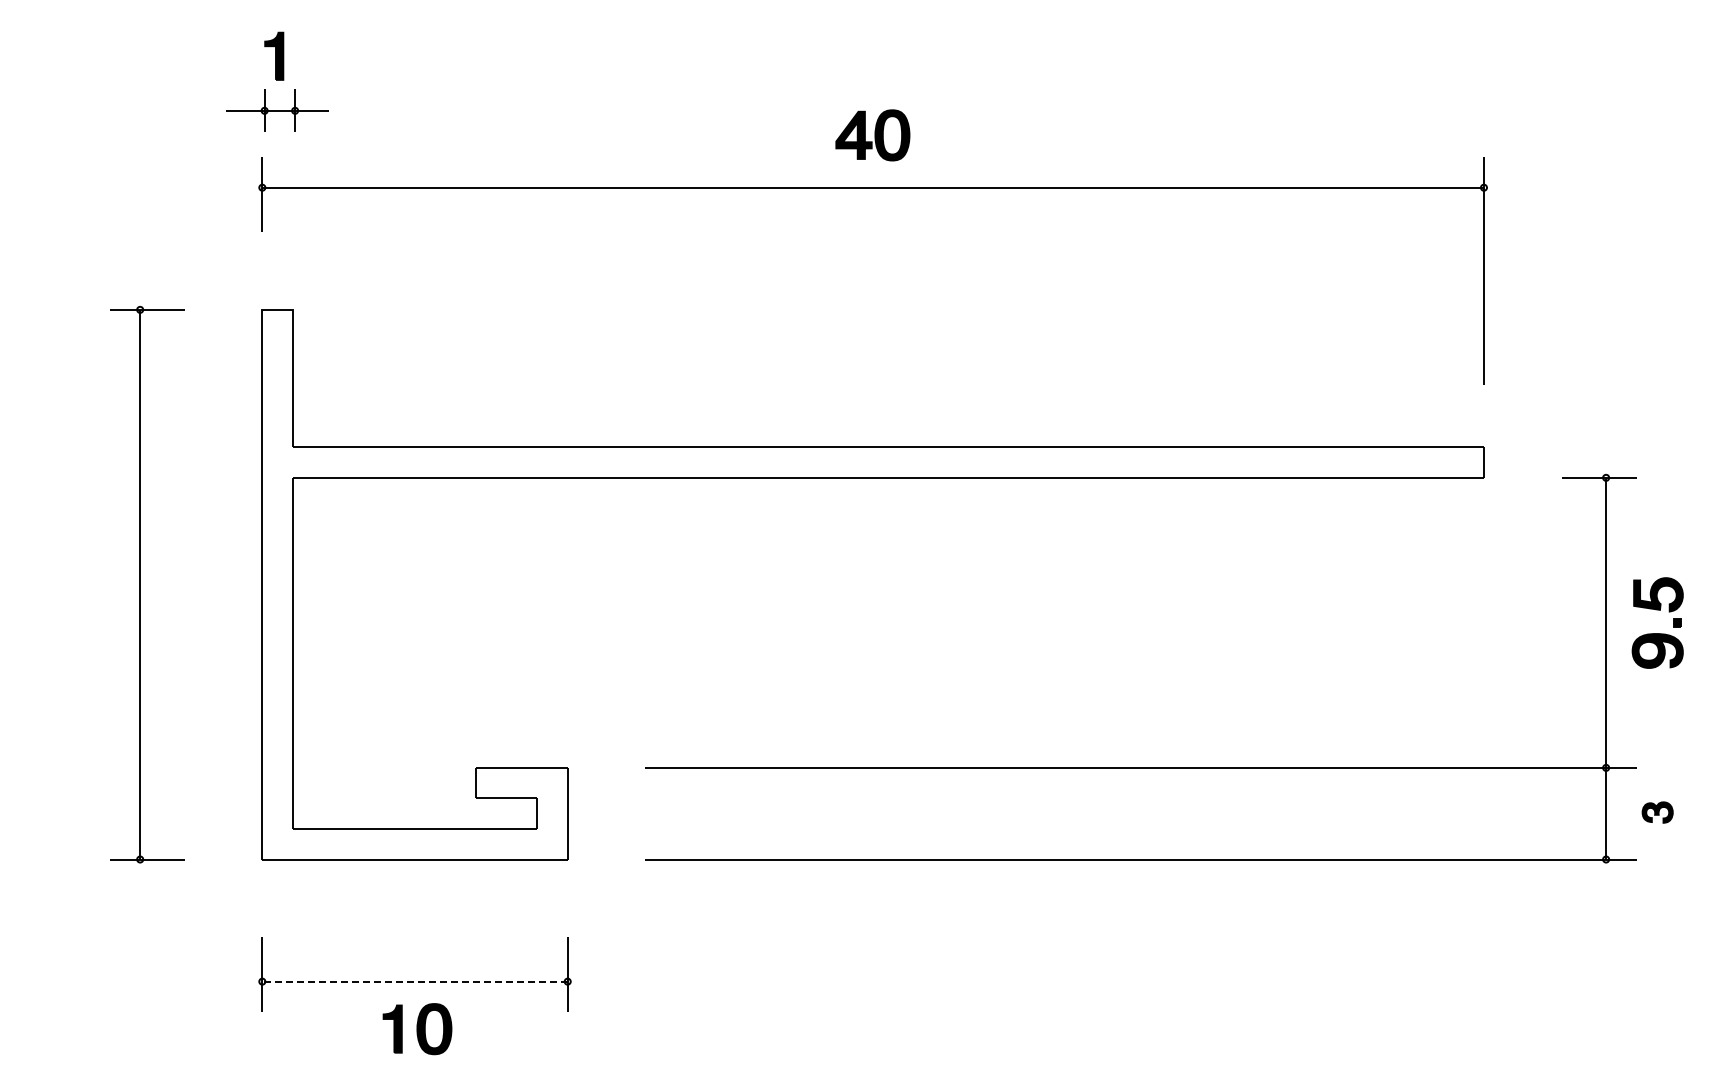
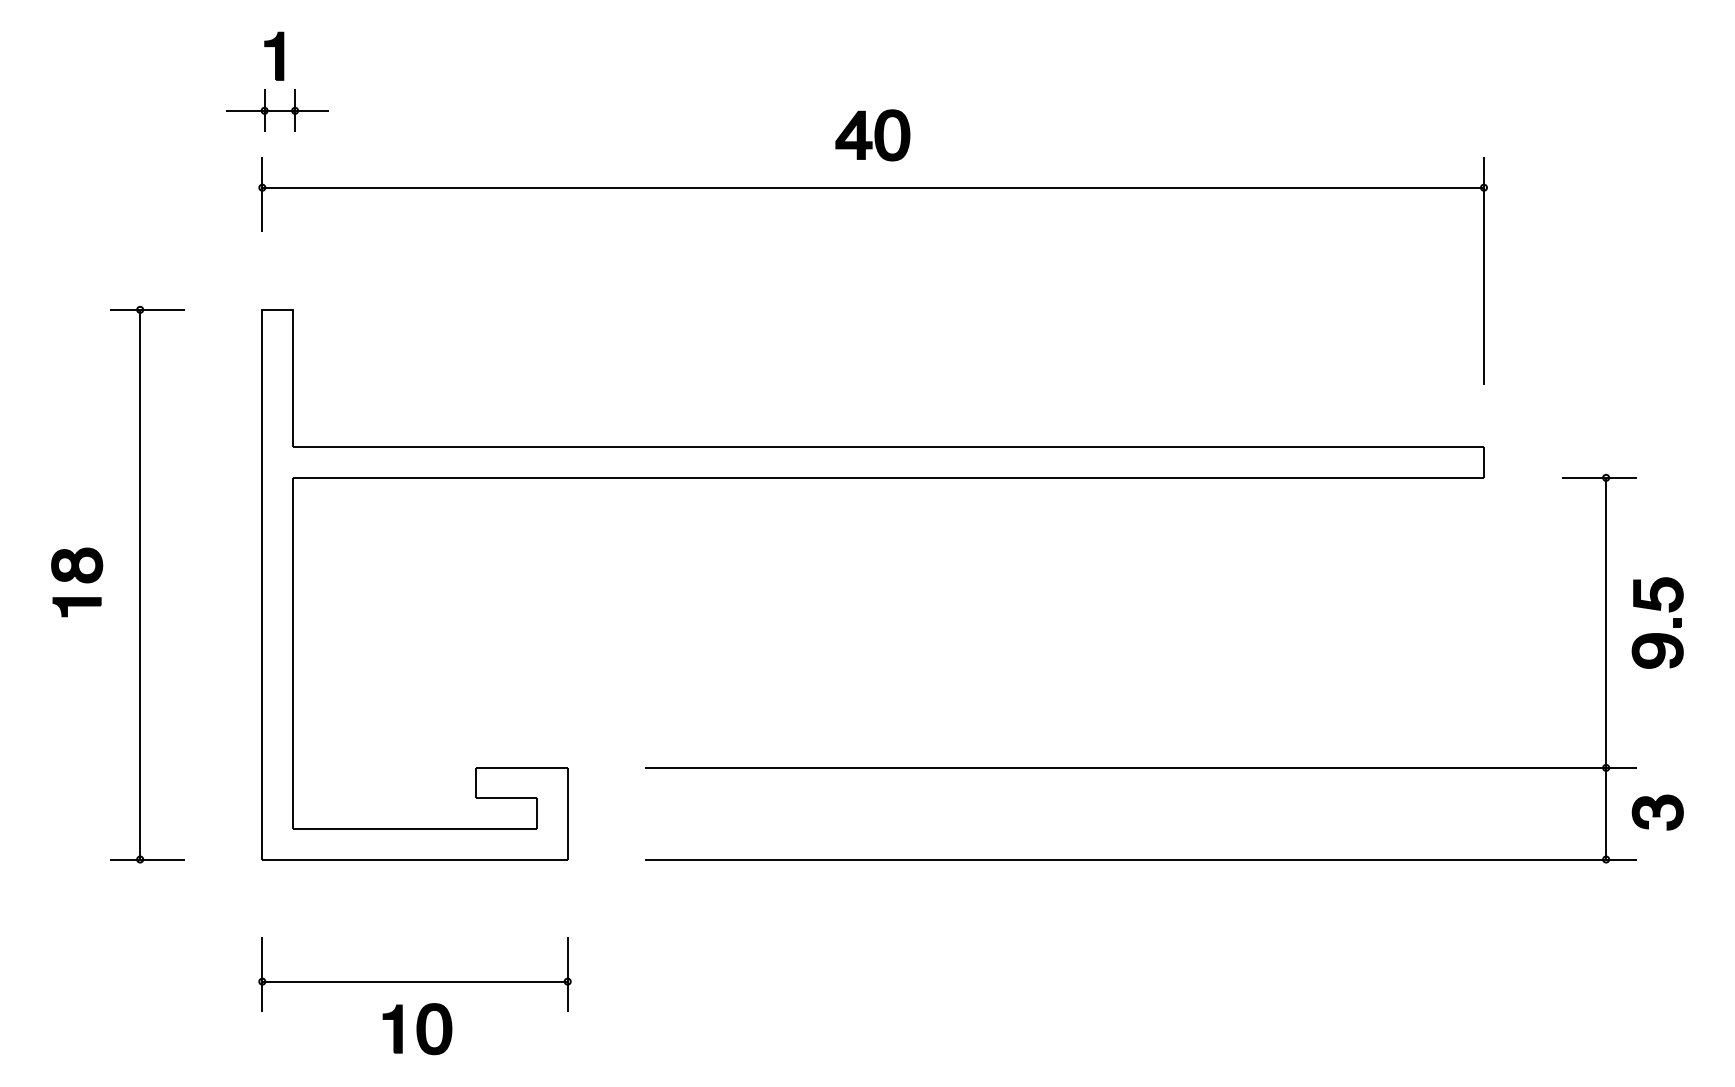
part: none -> present (77, 582)
part size: 33x23 px -> 53x37 px (1657, 812)
line: dashed -> solid (415, 981)
